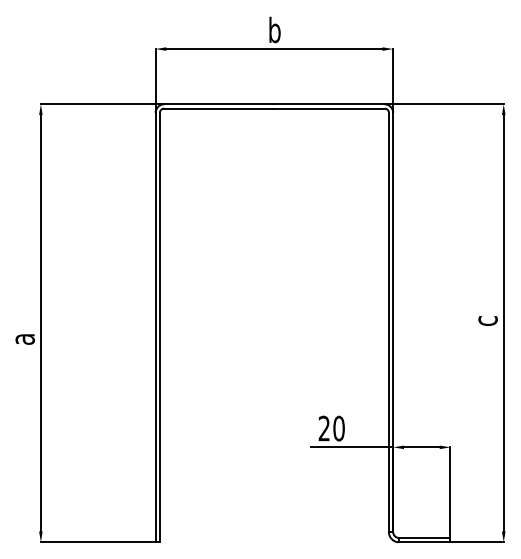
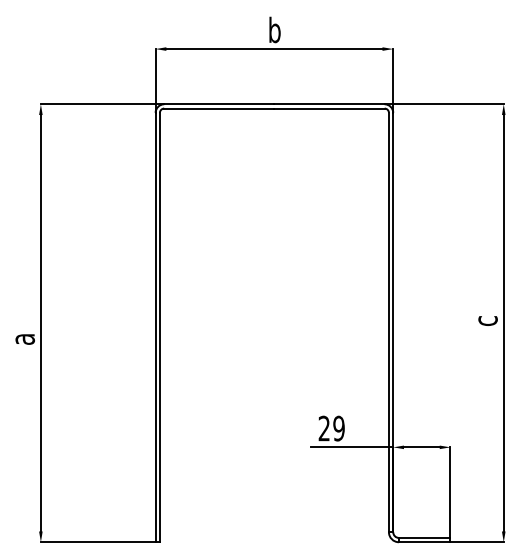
text: 20 -> 29 (338, 428)
